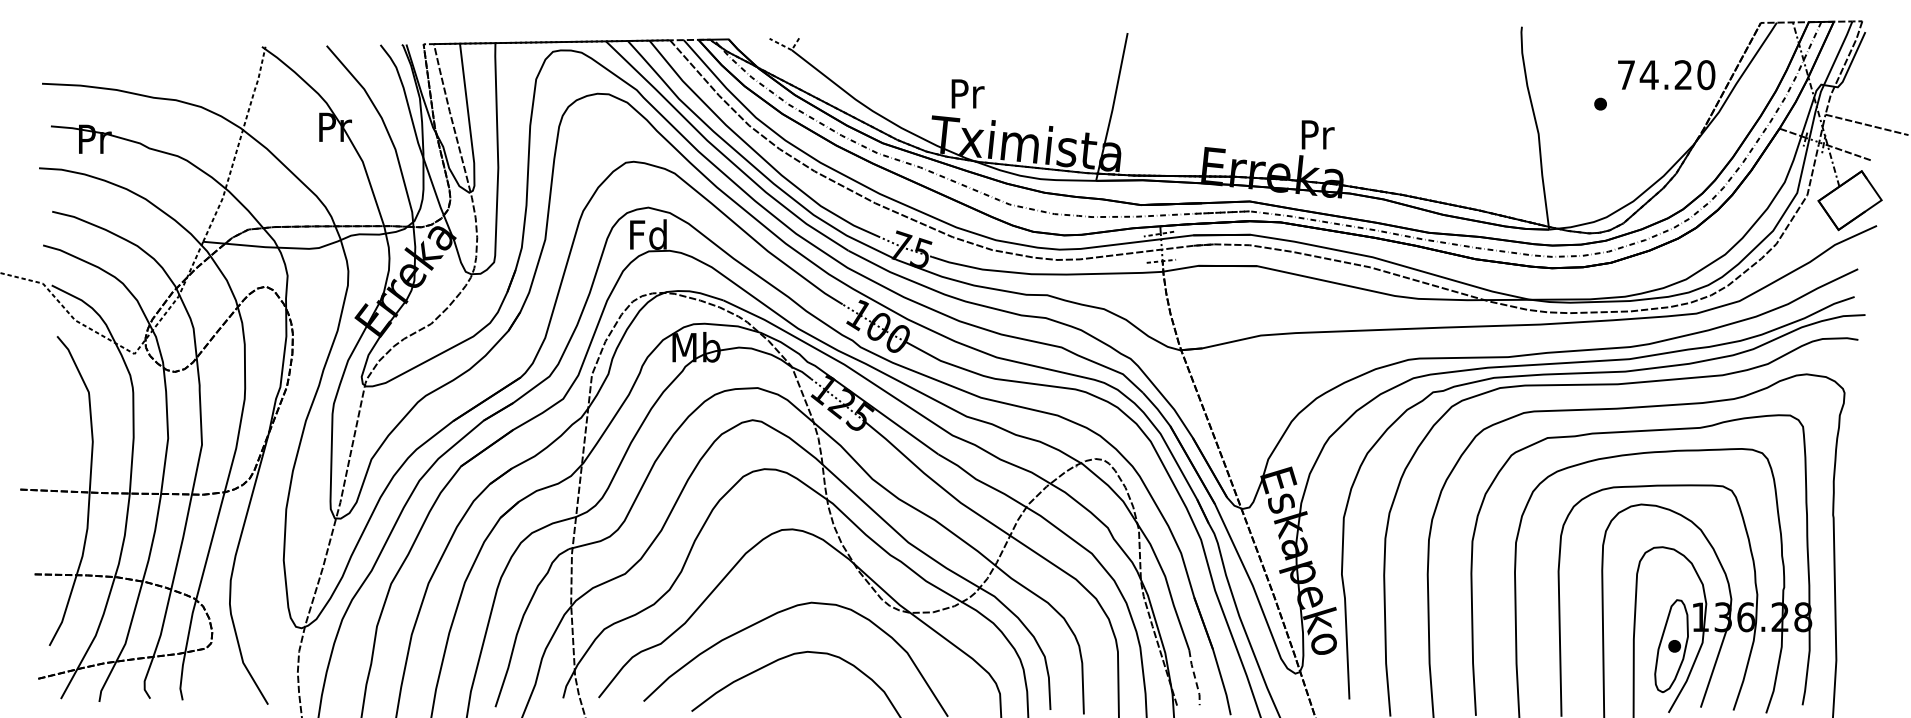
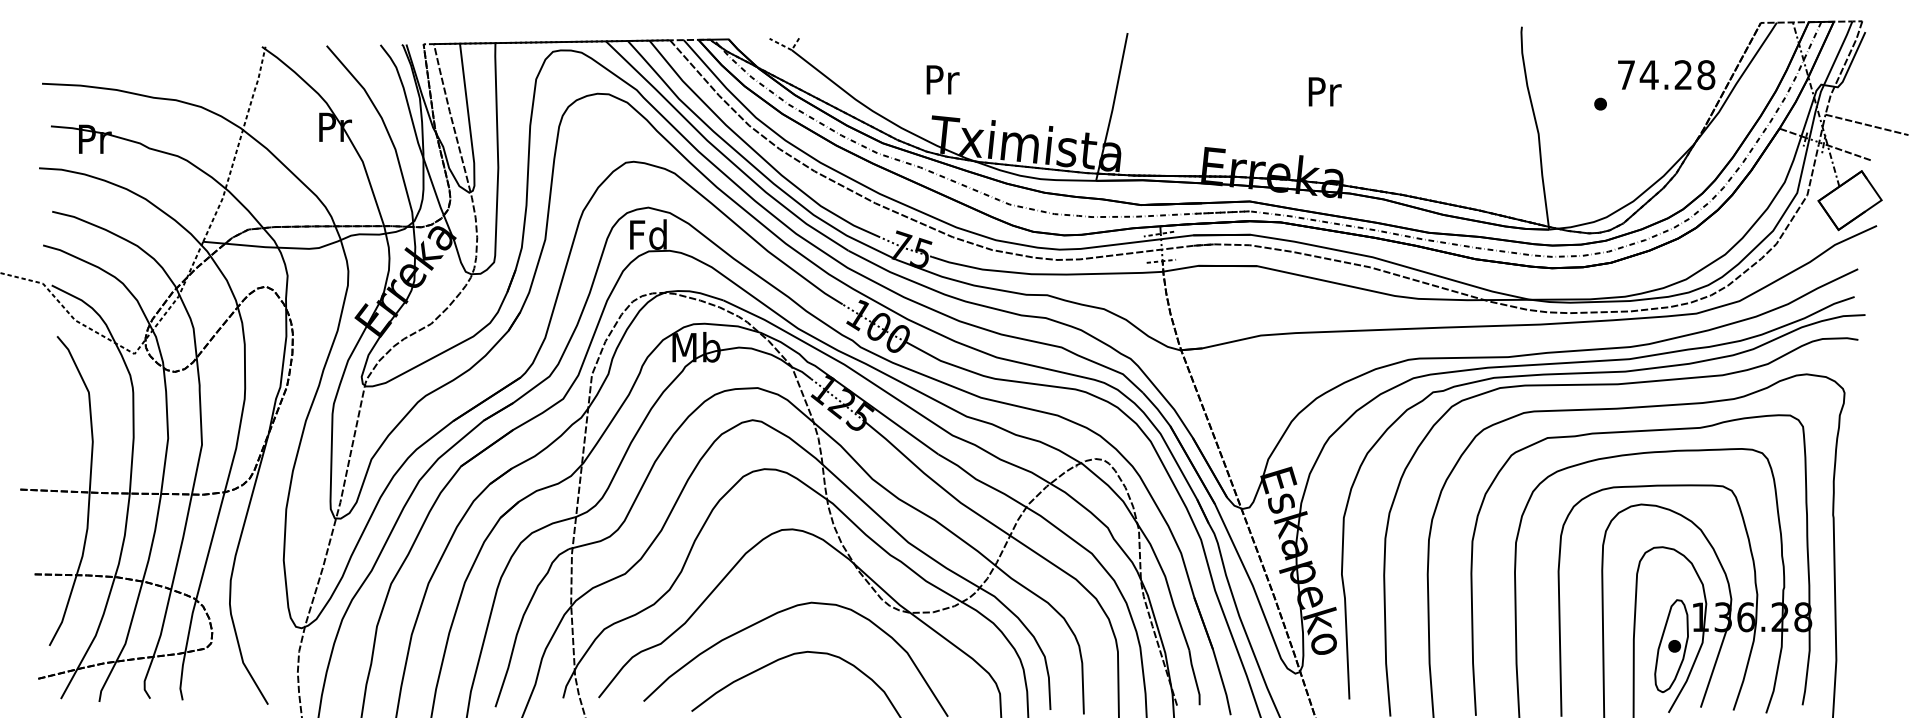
text: 74.20 -> 74.28 (1706, 74)
text position: (967, 93) -> (942, 79) (942, 79)
text position: (1317, 134) -> (1324, 91) (1324, 91)
line: dashed -> solid (1195, 677)
